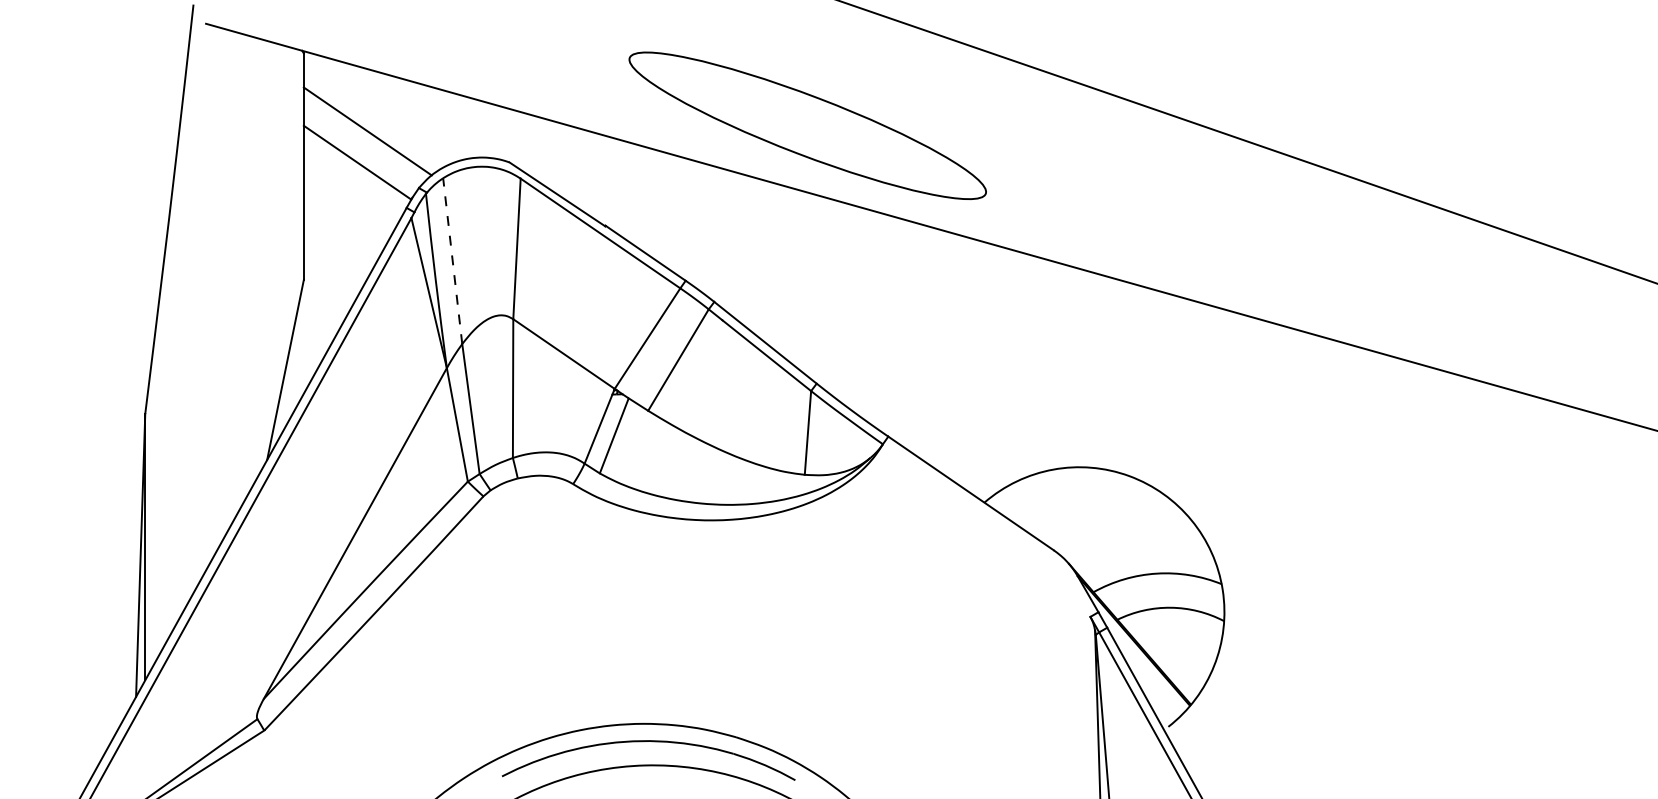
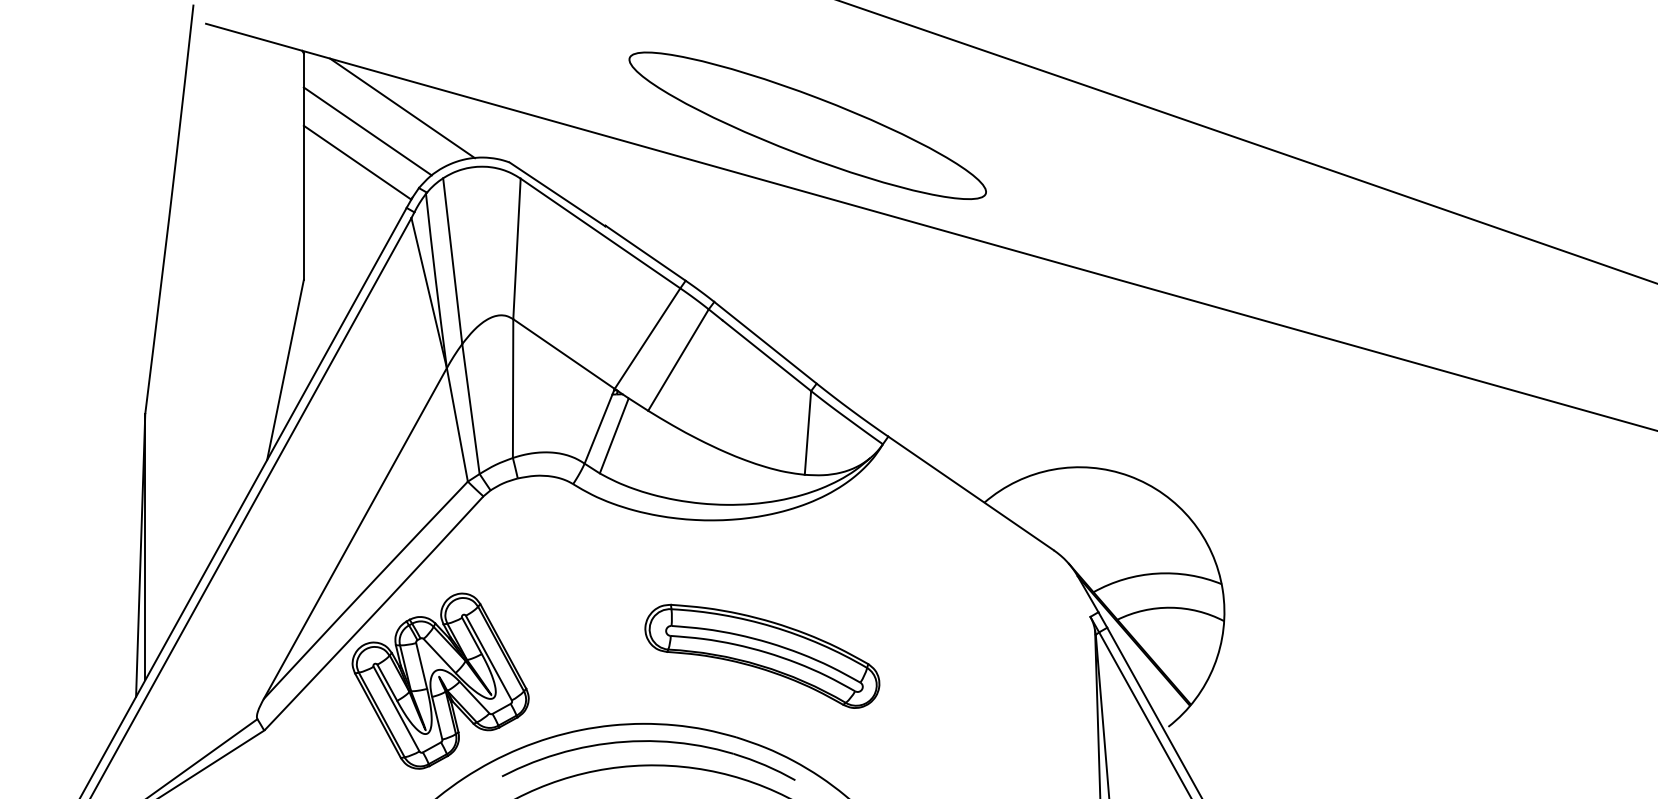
line: none -> present (402, 108)
line: dashed -> solid (452, 260)
part: none -> present (762, 655)
part: none -> present (440, 680)
